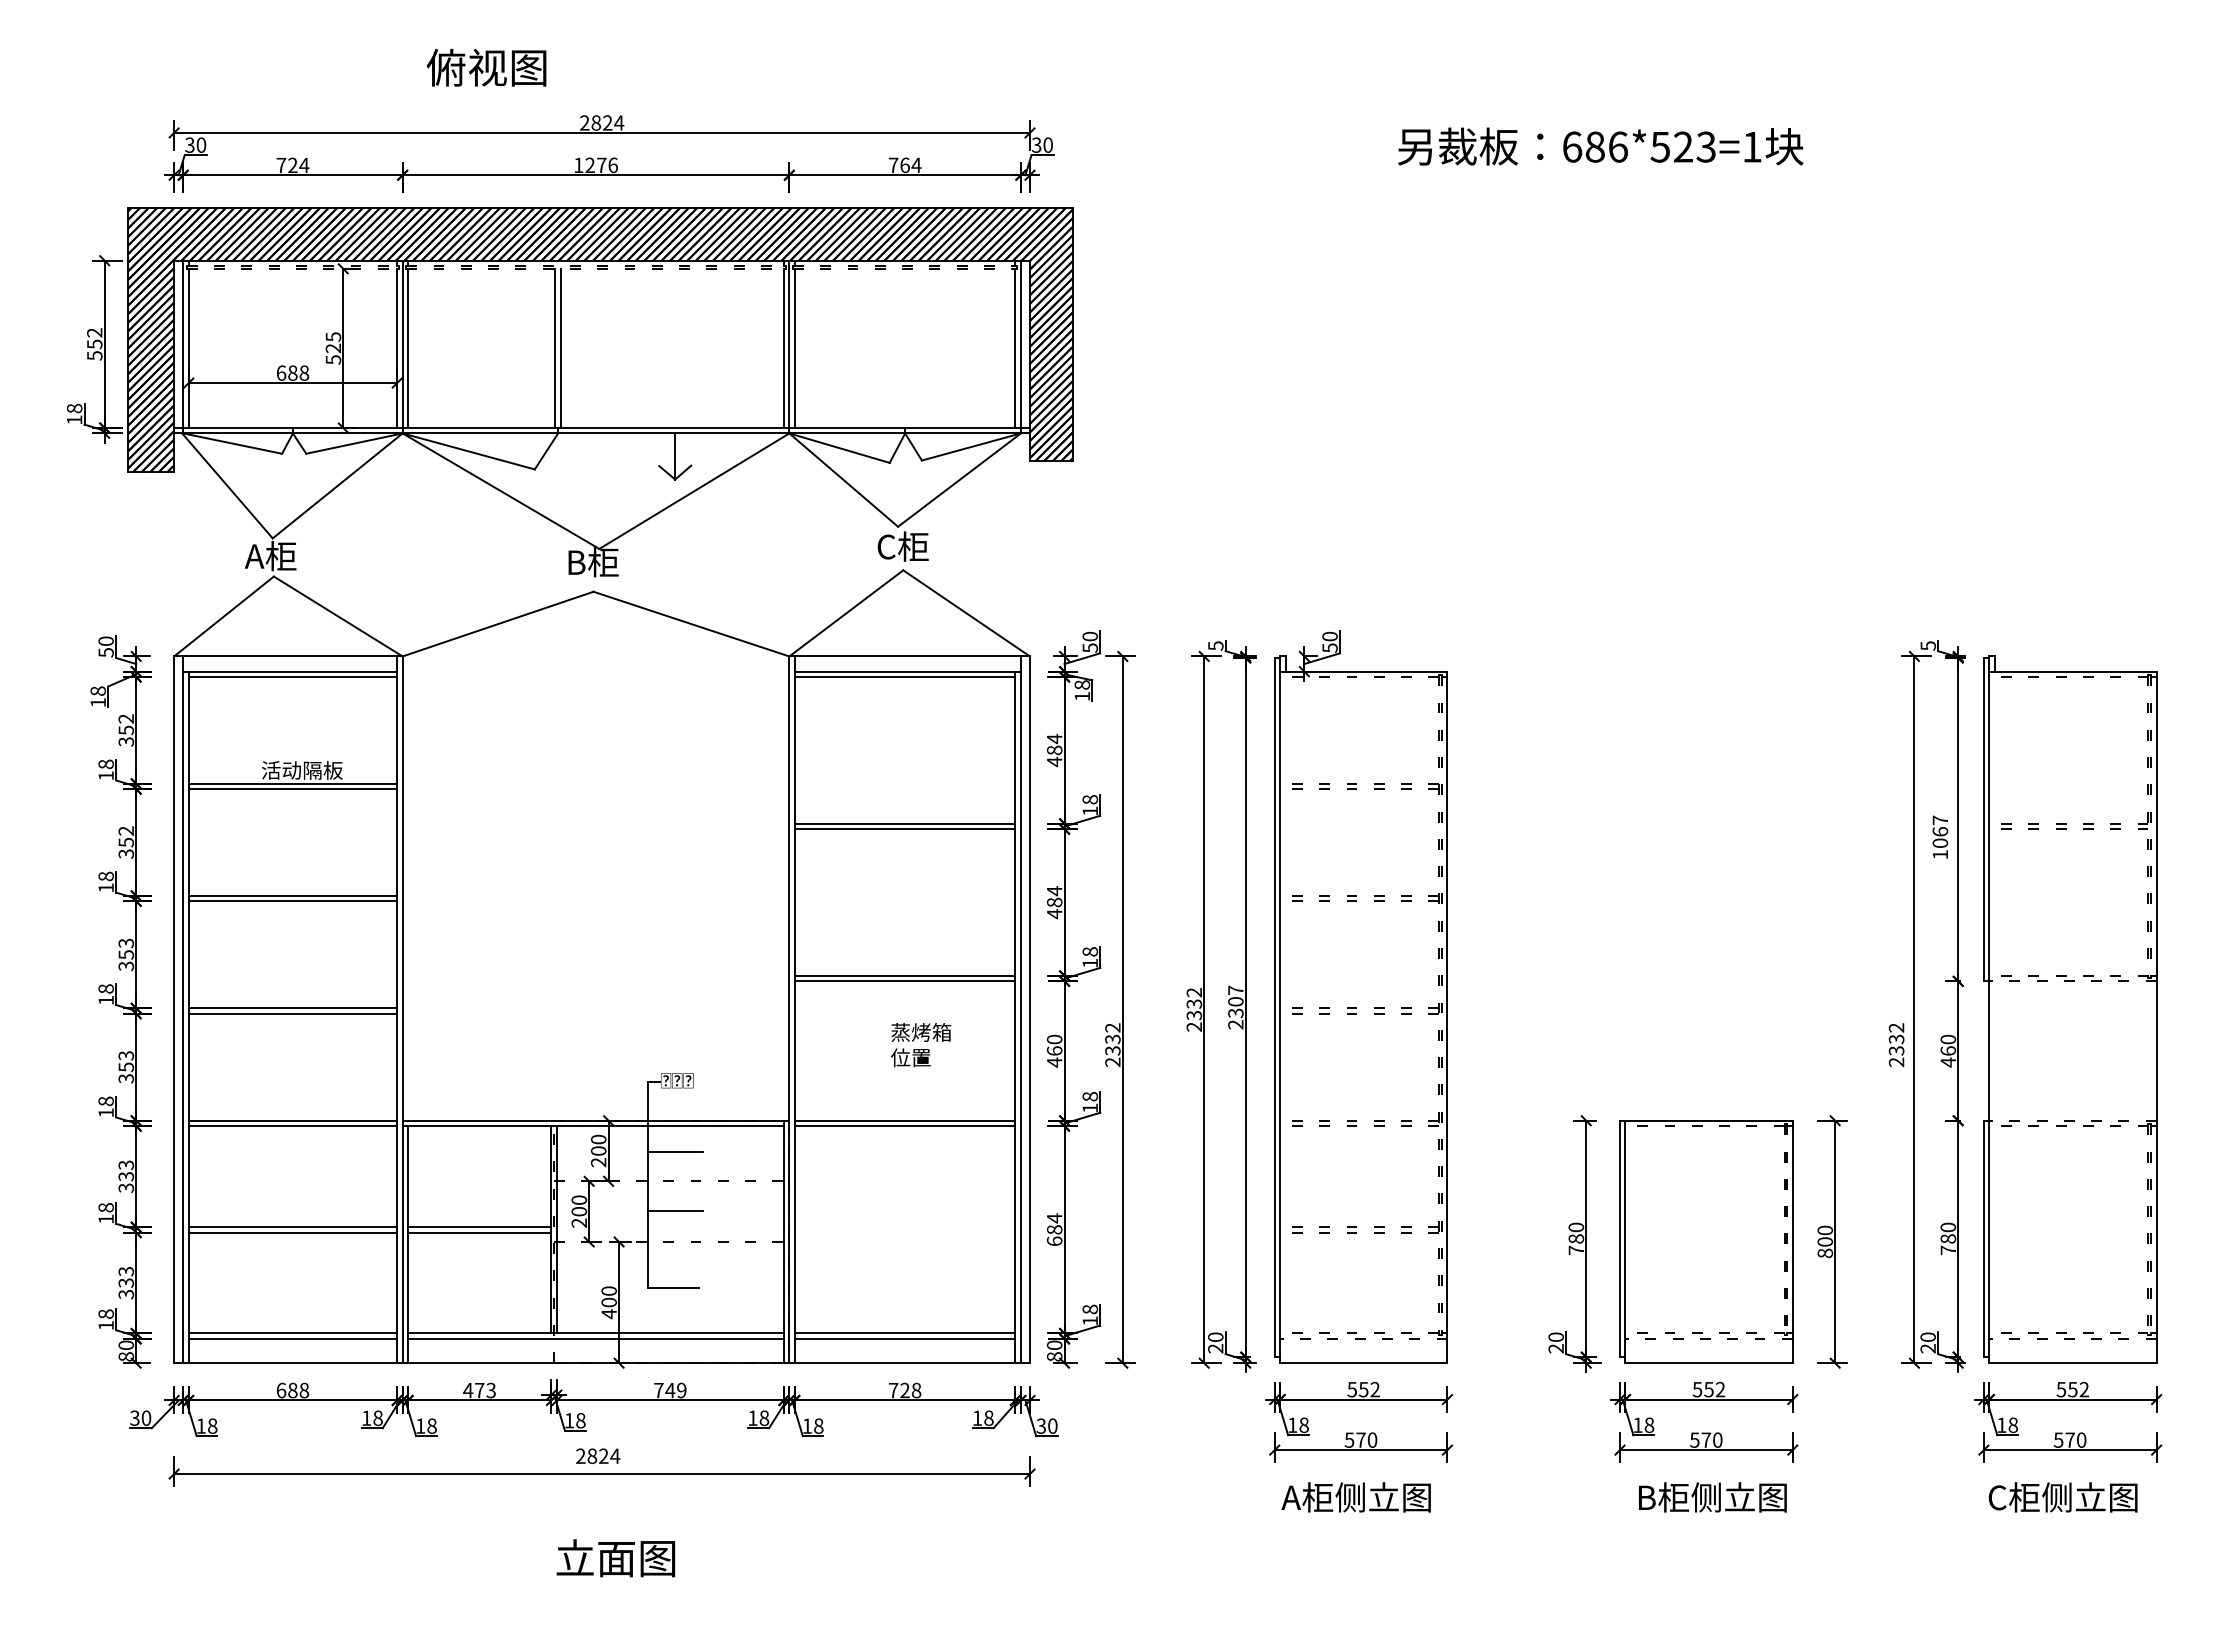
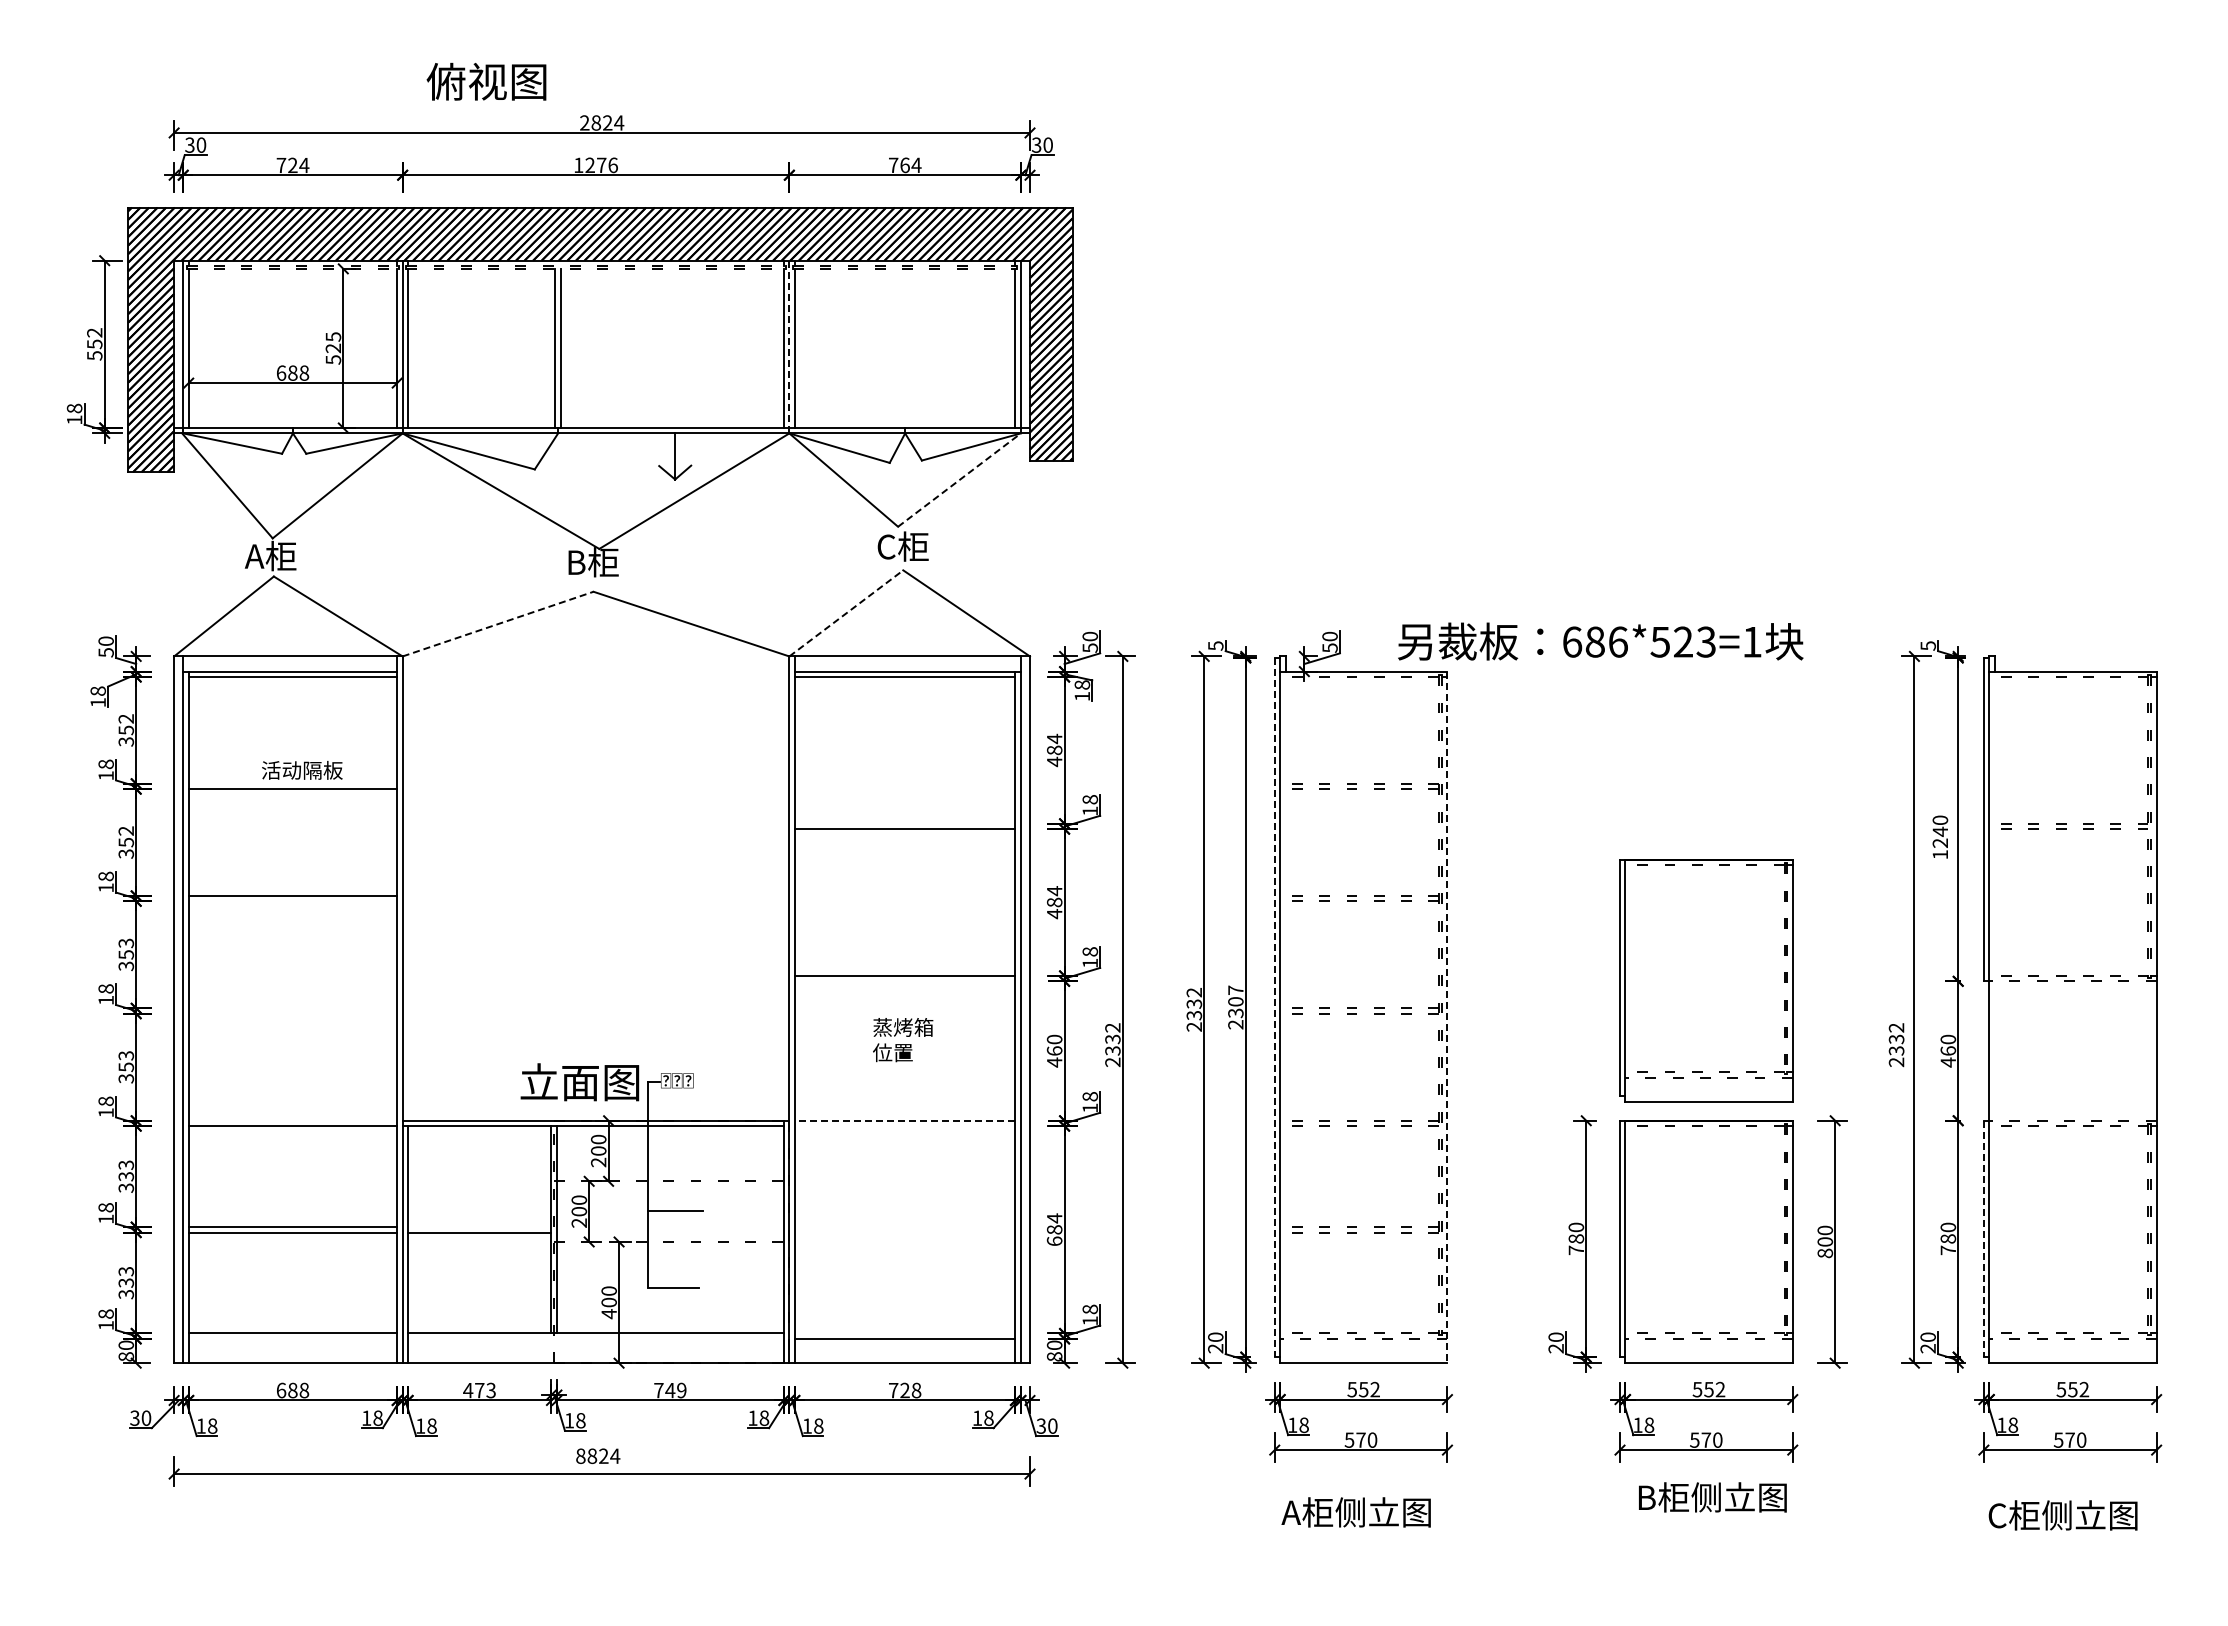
text position: (486, 67) -> (486, 81) (486, 81)
text position: (1600, 146) -> (1600, 641) (1600, 641)
line: solid -> dashed (789, 346)
line: solid -> dashed (959, 479)
line: solid -> dashed (846, 613)
line: solid -> dashed (498, 624)
line: present -> none (292, 783)
line: present -> none (904, 823)
text: 1067 -> 1240 (1940, 831)
line: present -> none (292, 901)
part: none -> present (1706, 980)
line: present -> none (904, 981)
line: solid -> dashed (1274, 1007)
line: present -> none (292, 1008)
line: present -> none (292, 1013)
line: solid -> dashed (1447, 1017)
text position: (921, 1045) -> (903, 1040) (903, 1040)
line: present -> none (292, 1120)
line: solid -> dashed (904, 1120)
line: present -> none (904, 1126)
line: present -> none (675, 1152)
line: present -> none (479, 1227)
line: solid -> dashed (1983, 1239)
line: present -> none (904, 1333)
line: present -> none (292, 1338)
line: present -> none (595, 1338)
text: 2824 -> 8824 (580, 1455)
text position: (1355, 1497) -> (1355, 1512) (1355, 1512)
text position: (2062, 1497) -> (2062, 1515) (2062, 1515)
text position: (615, 1558) -> (579, 1082) (579, 1082)
